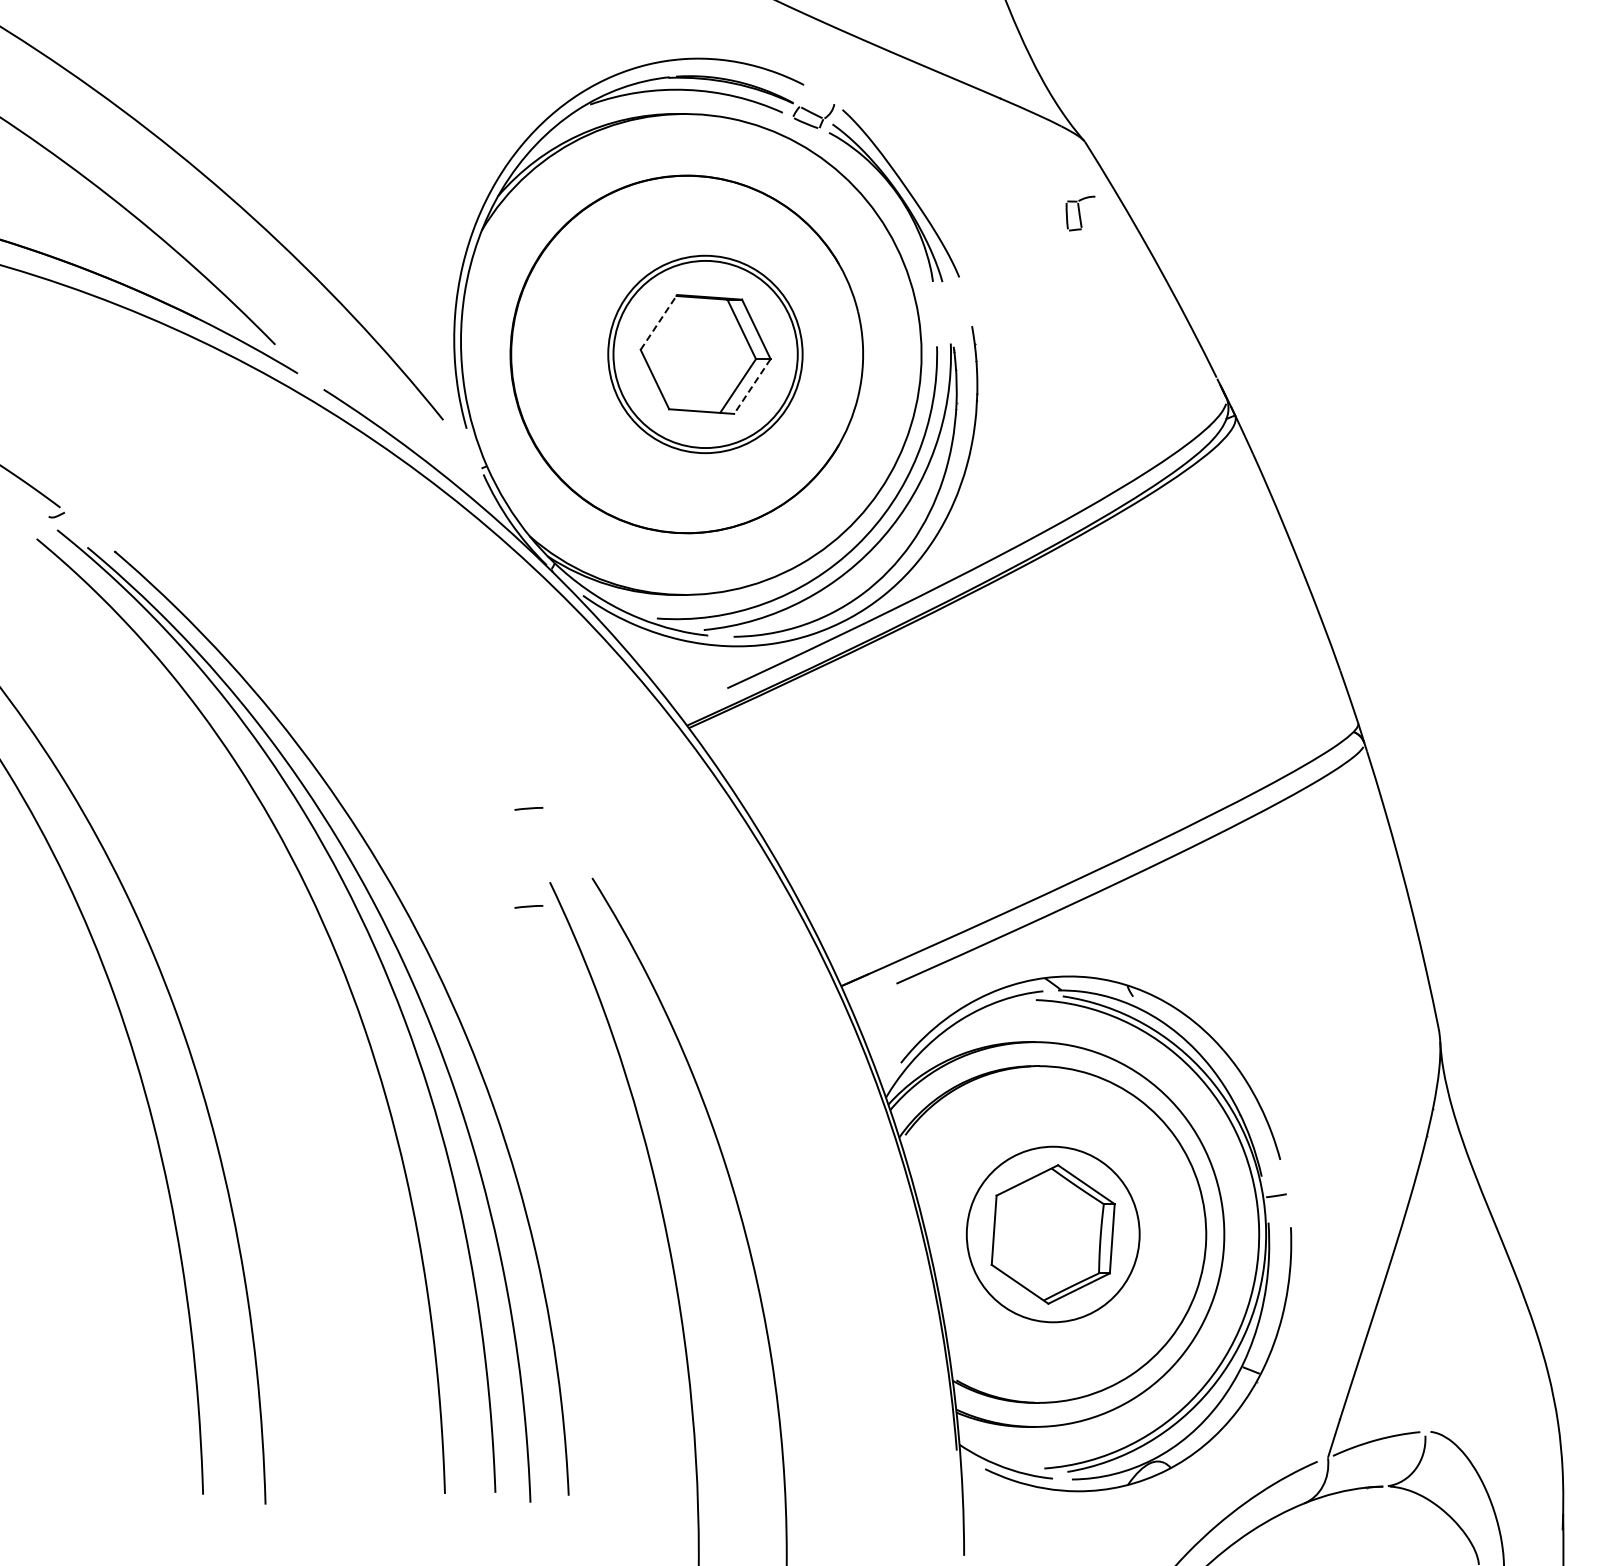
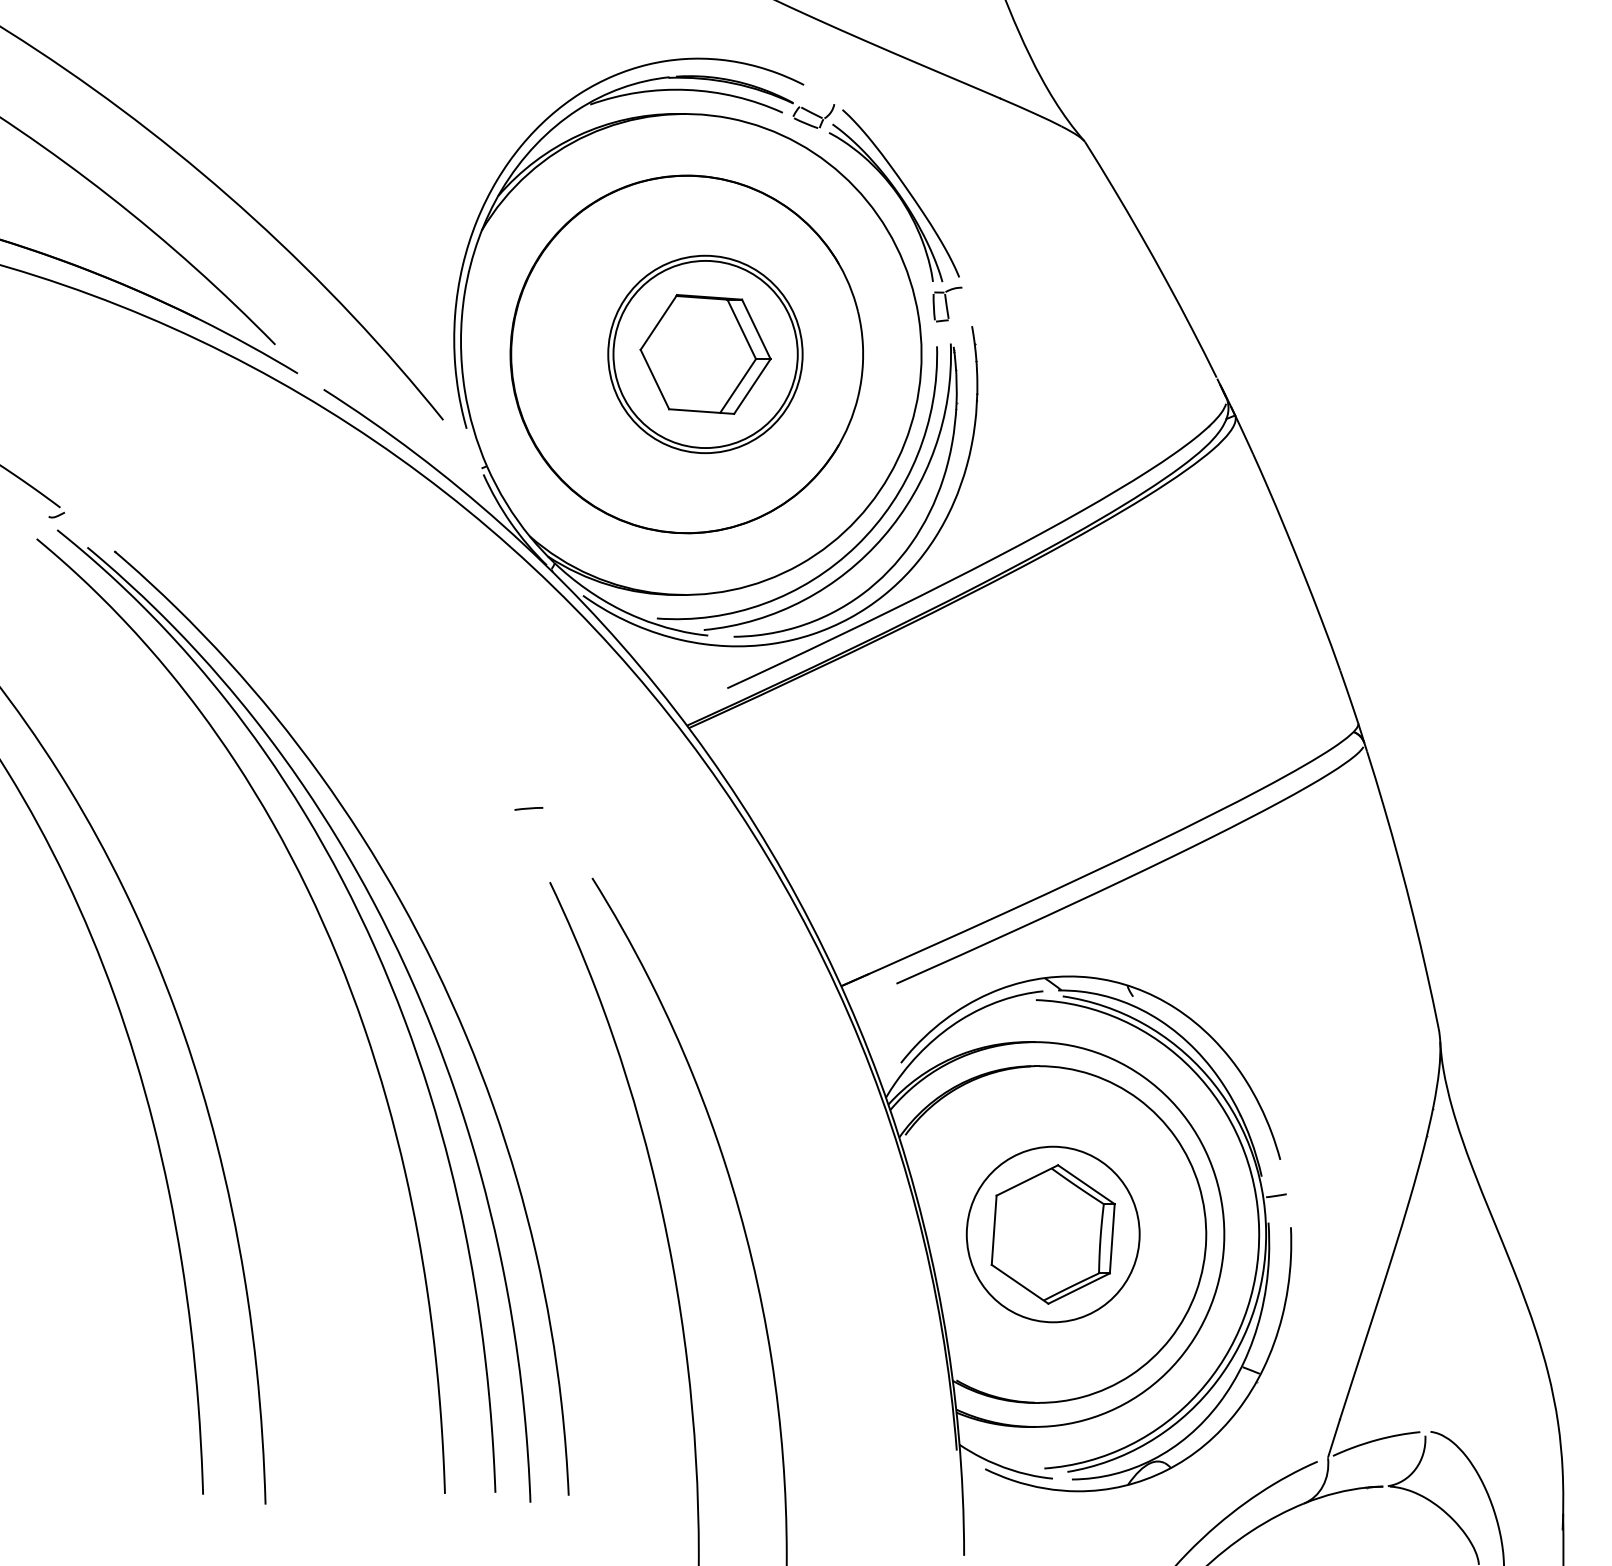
part position: (1080, 213) -> (947, 304) (947, 304)
line: dashed -> solid (658, 322)
line: dashed -> solid (752, 386)
line: present -> none (528, 906)
